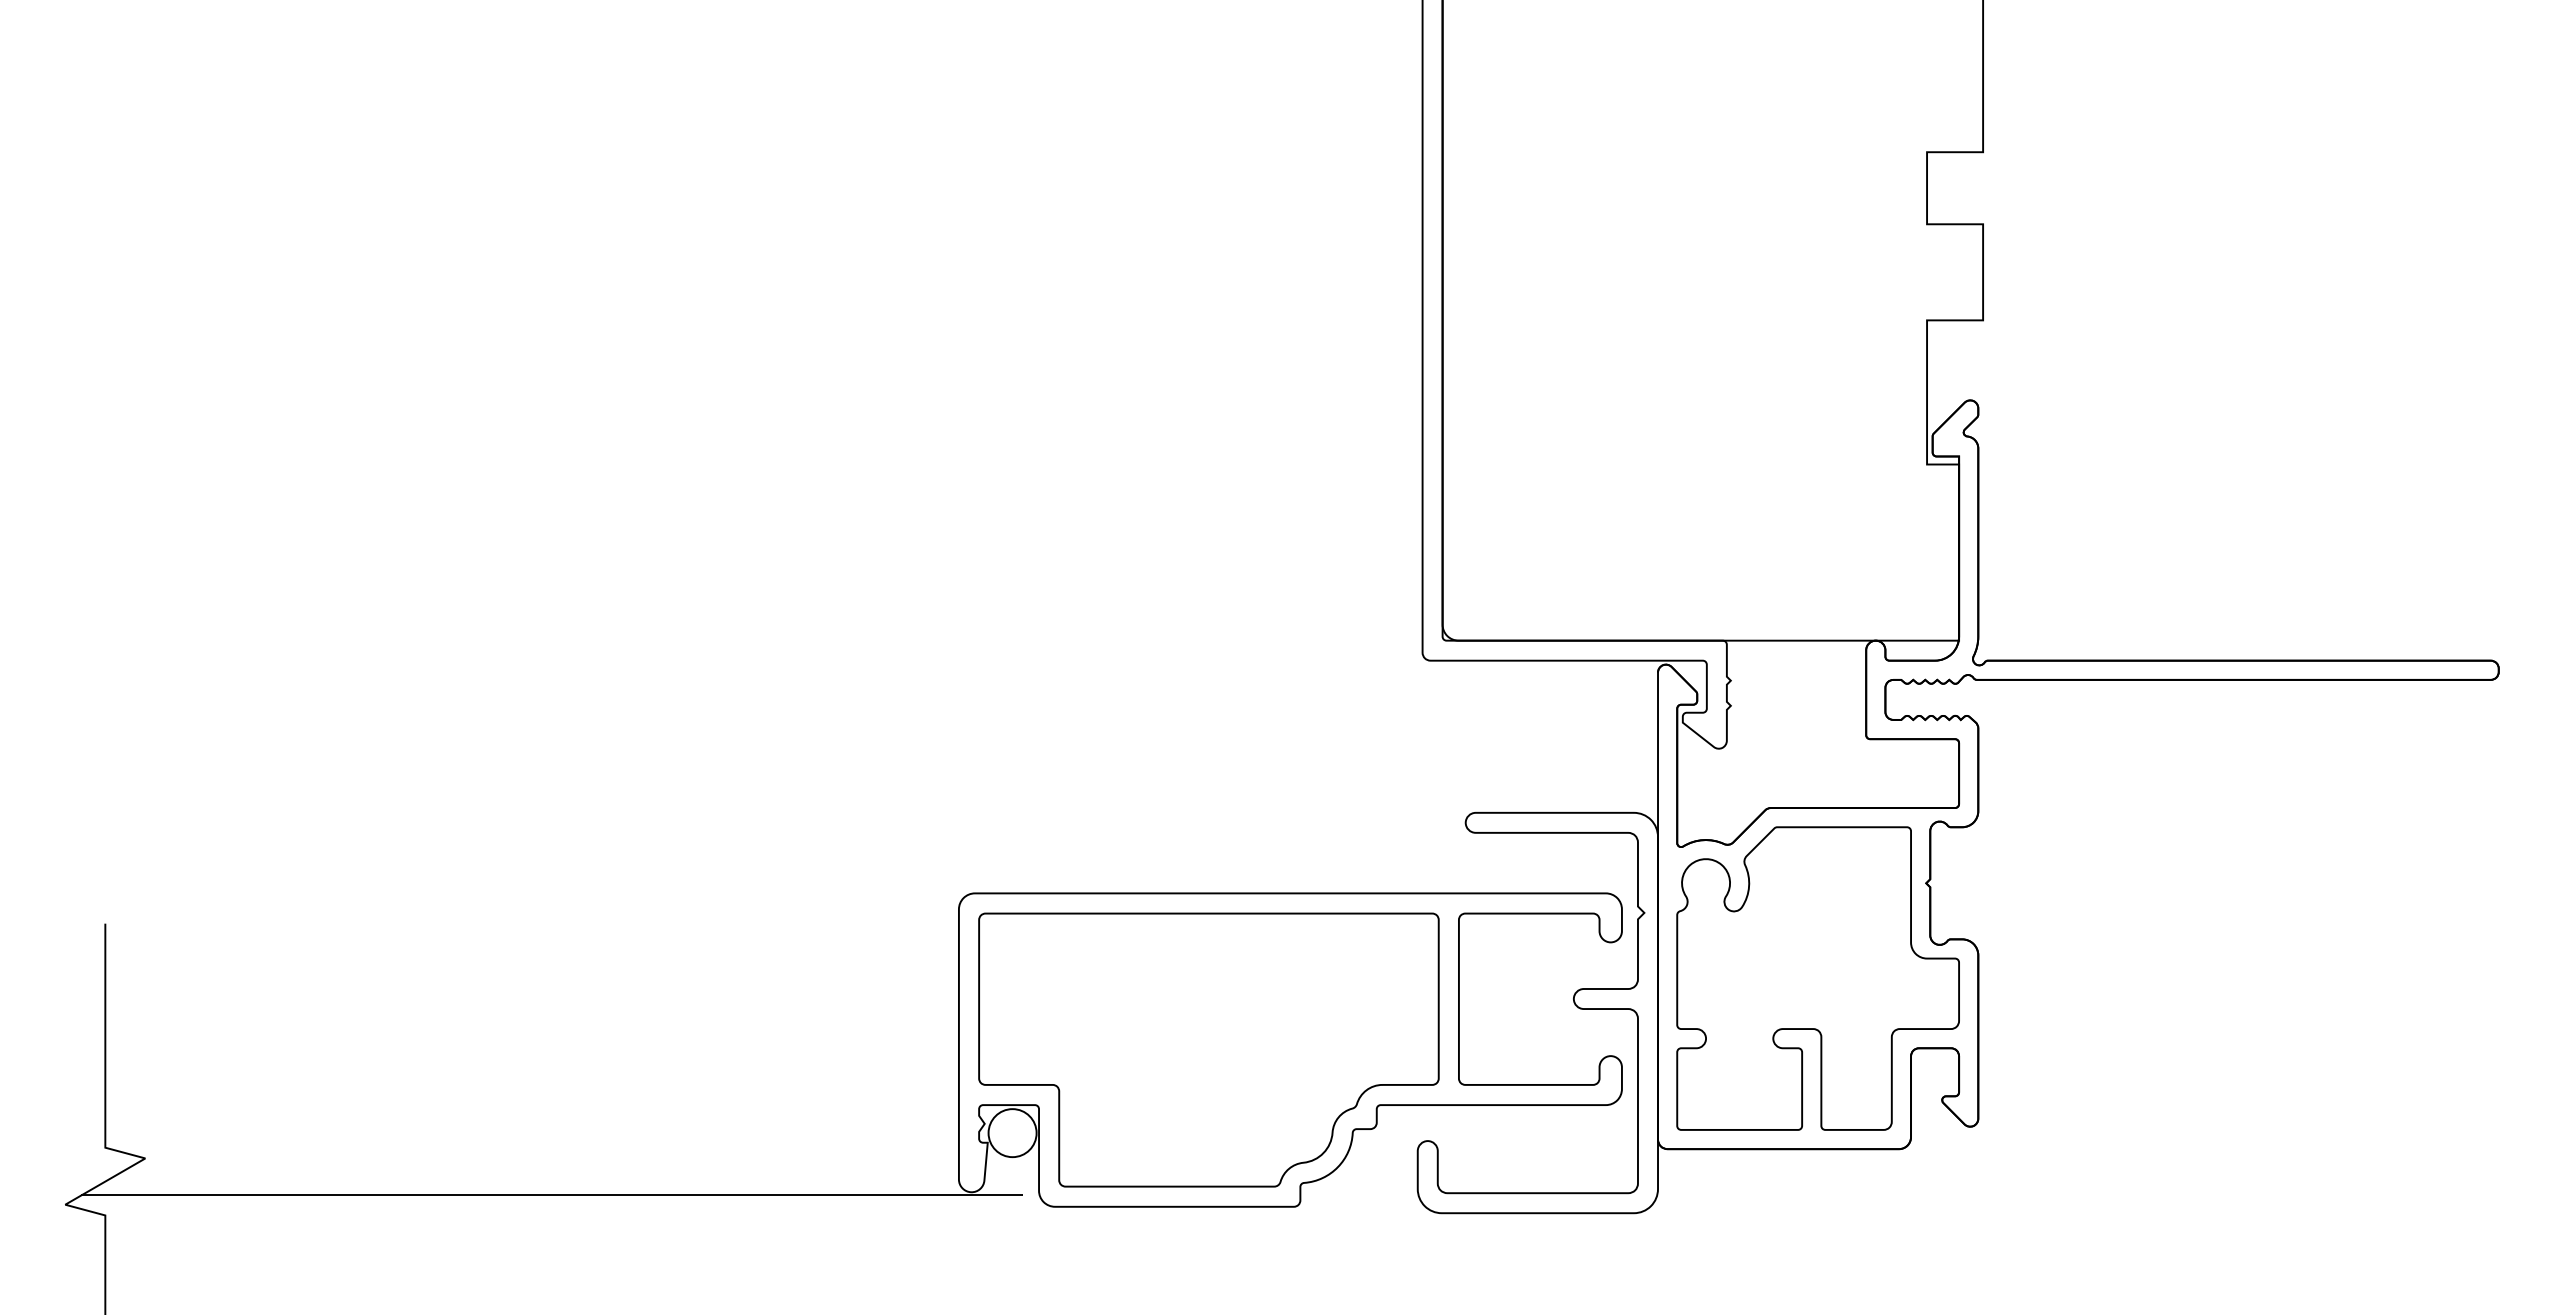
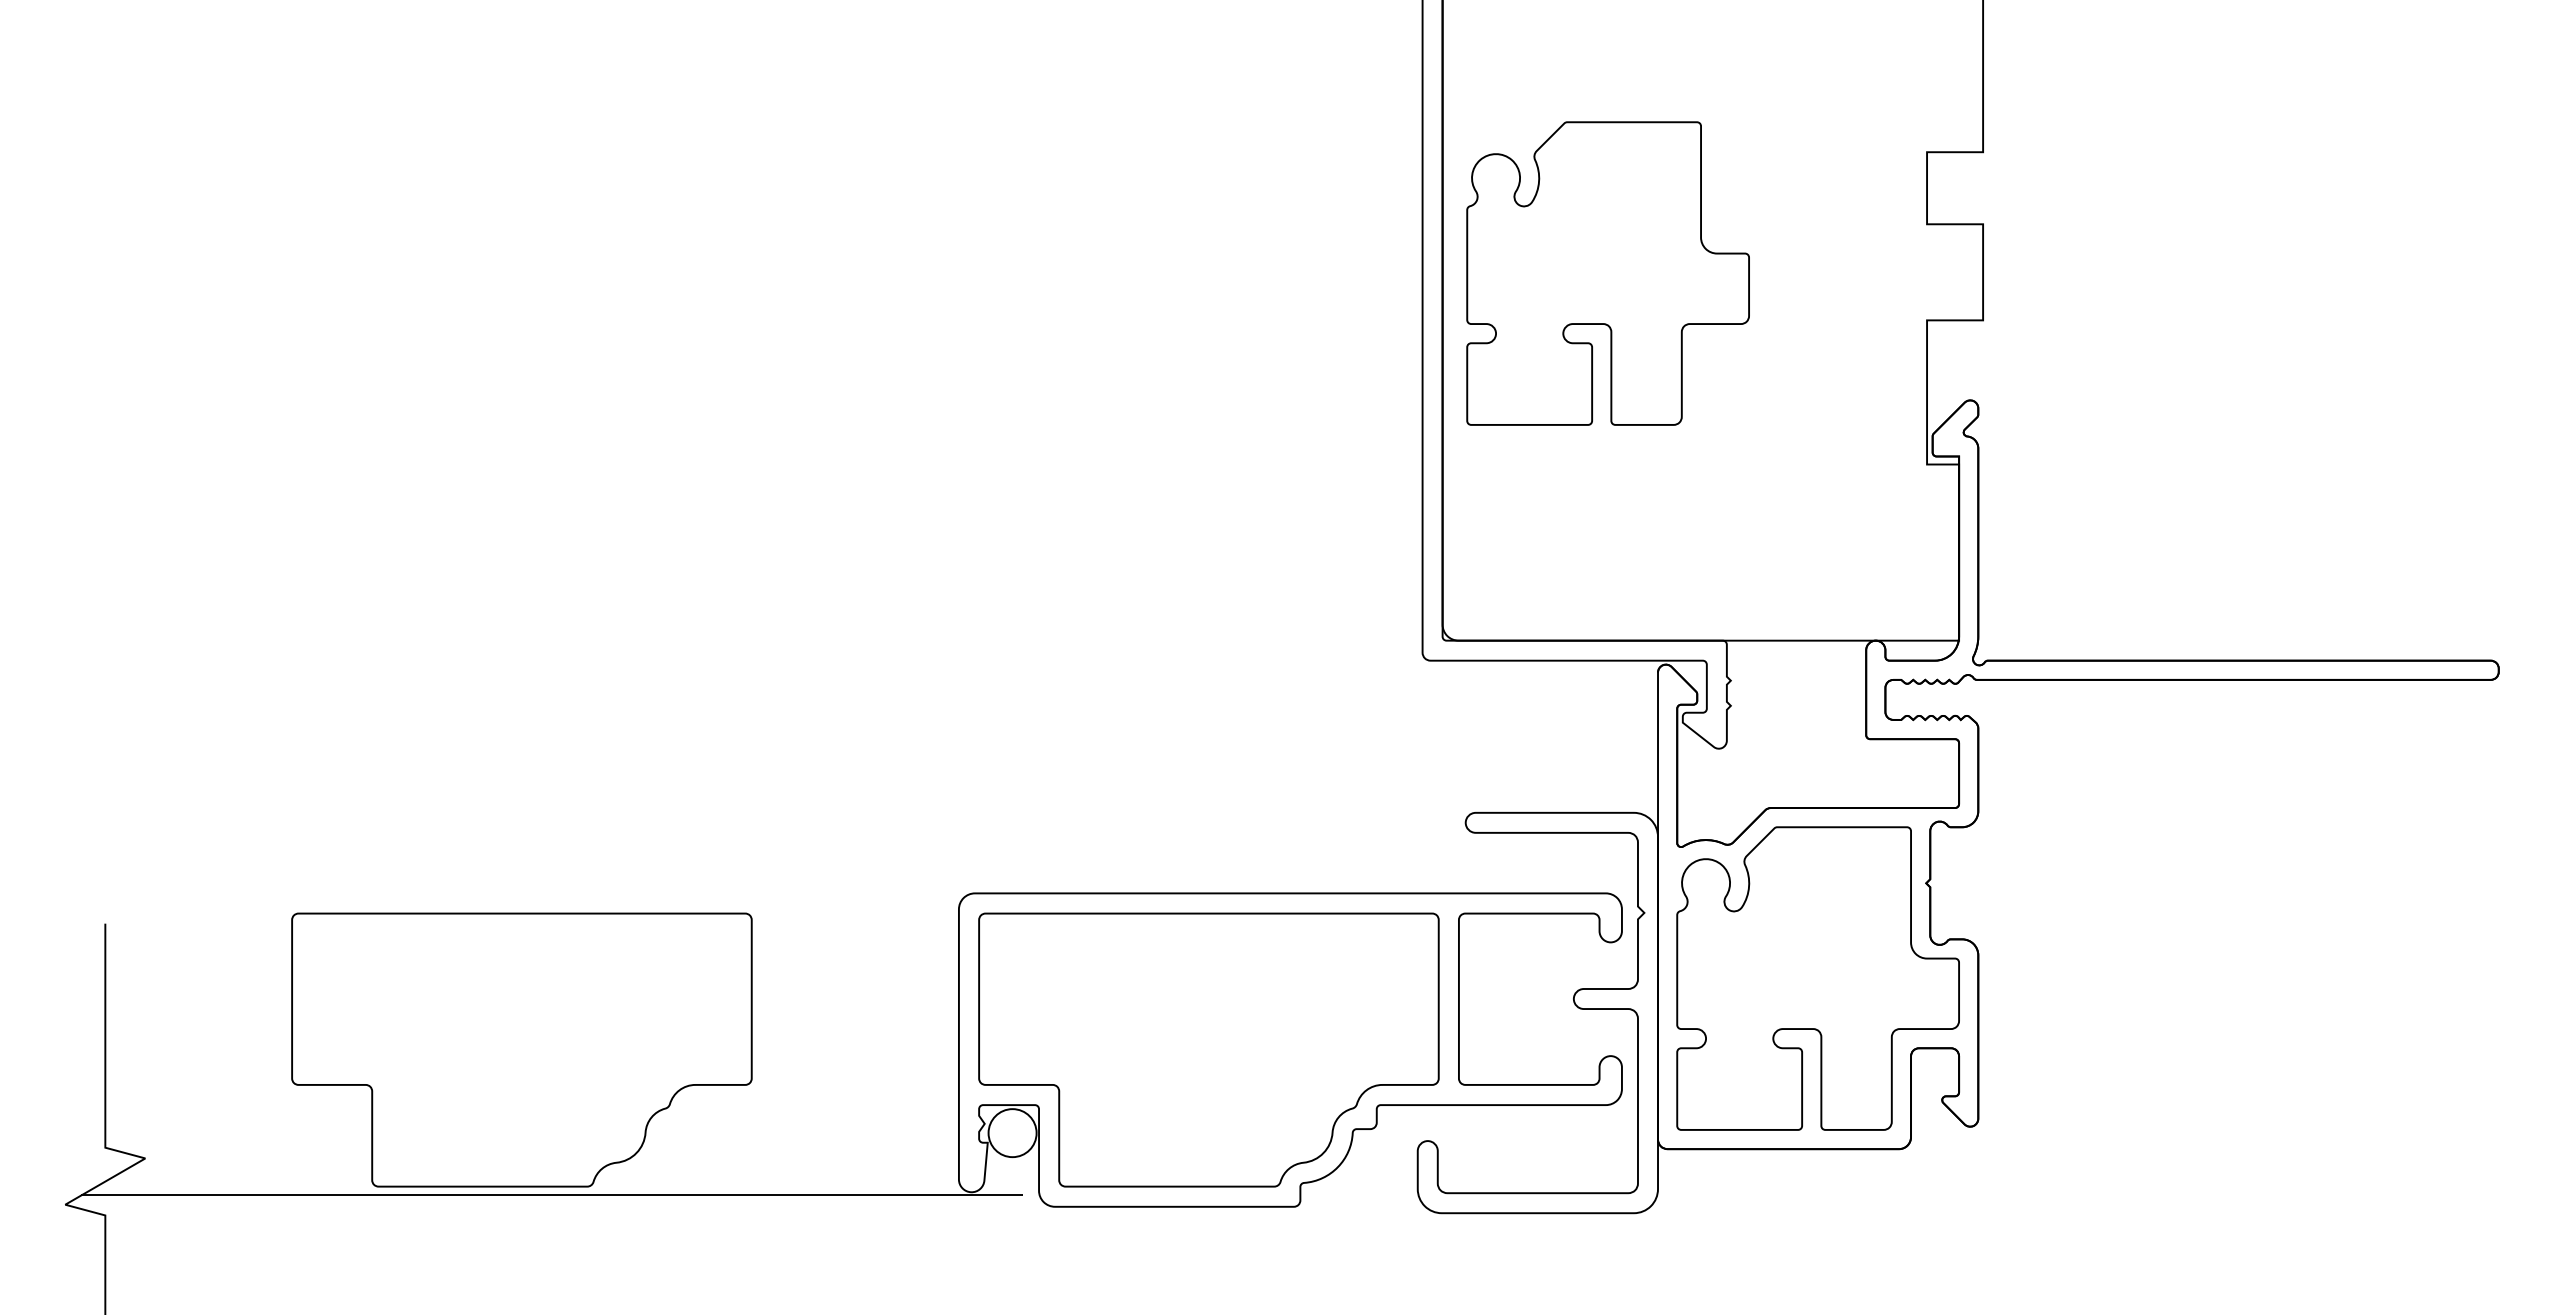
part: none -> present (1607, 273)
part: none -> present (521, 1049)
